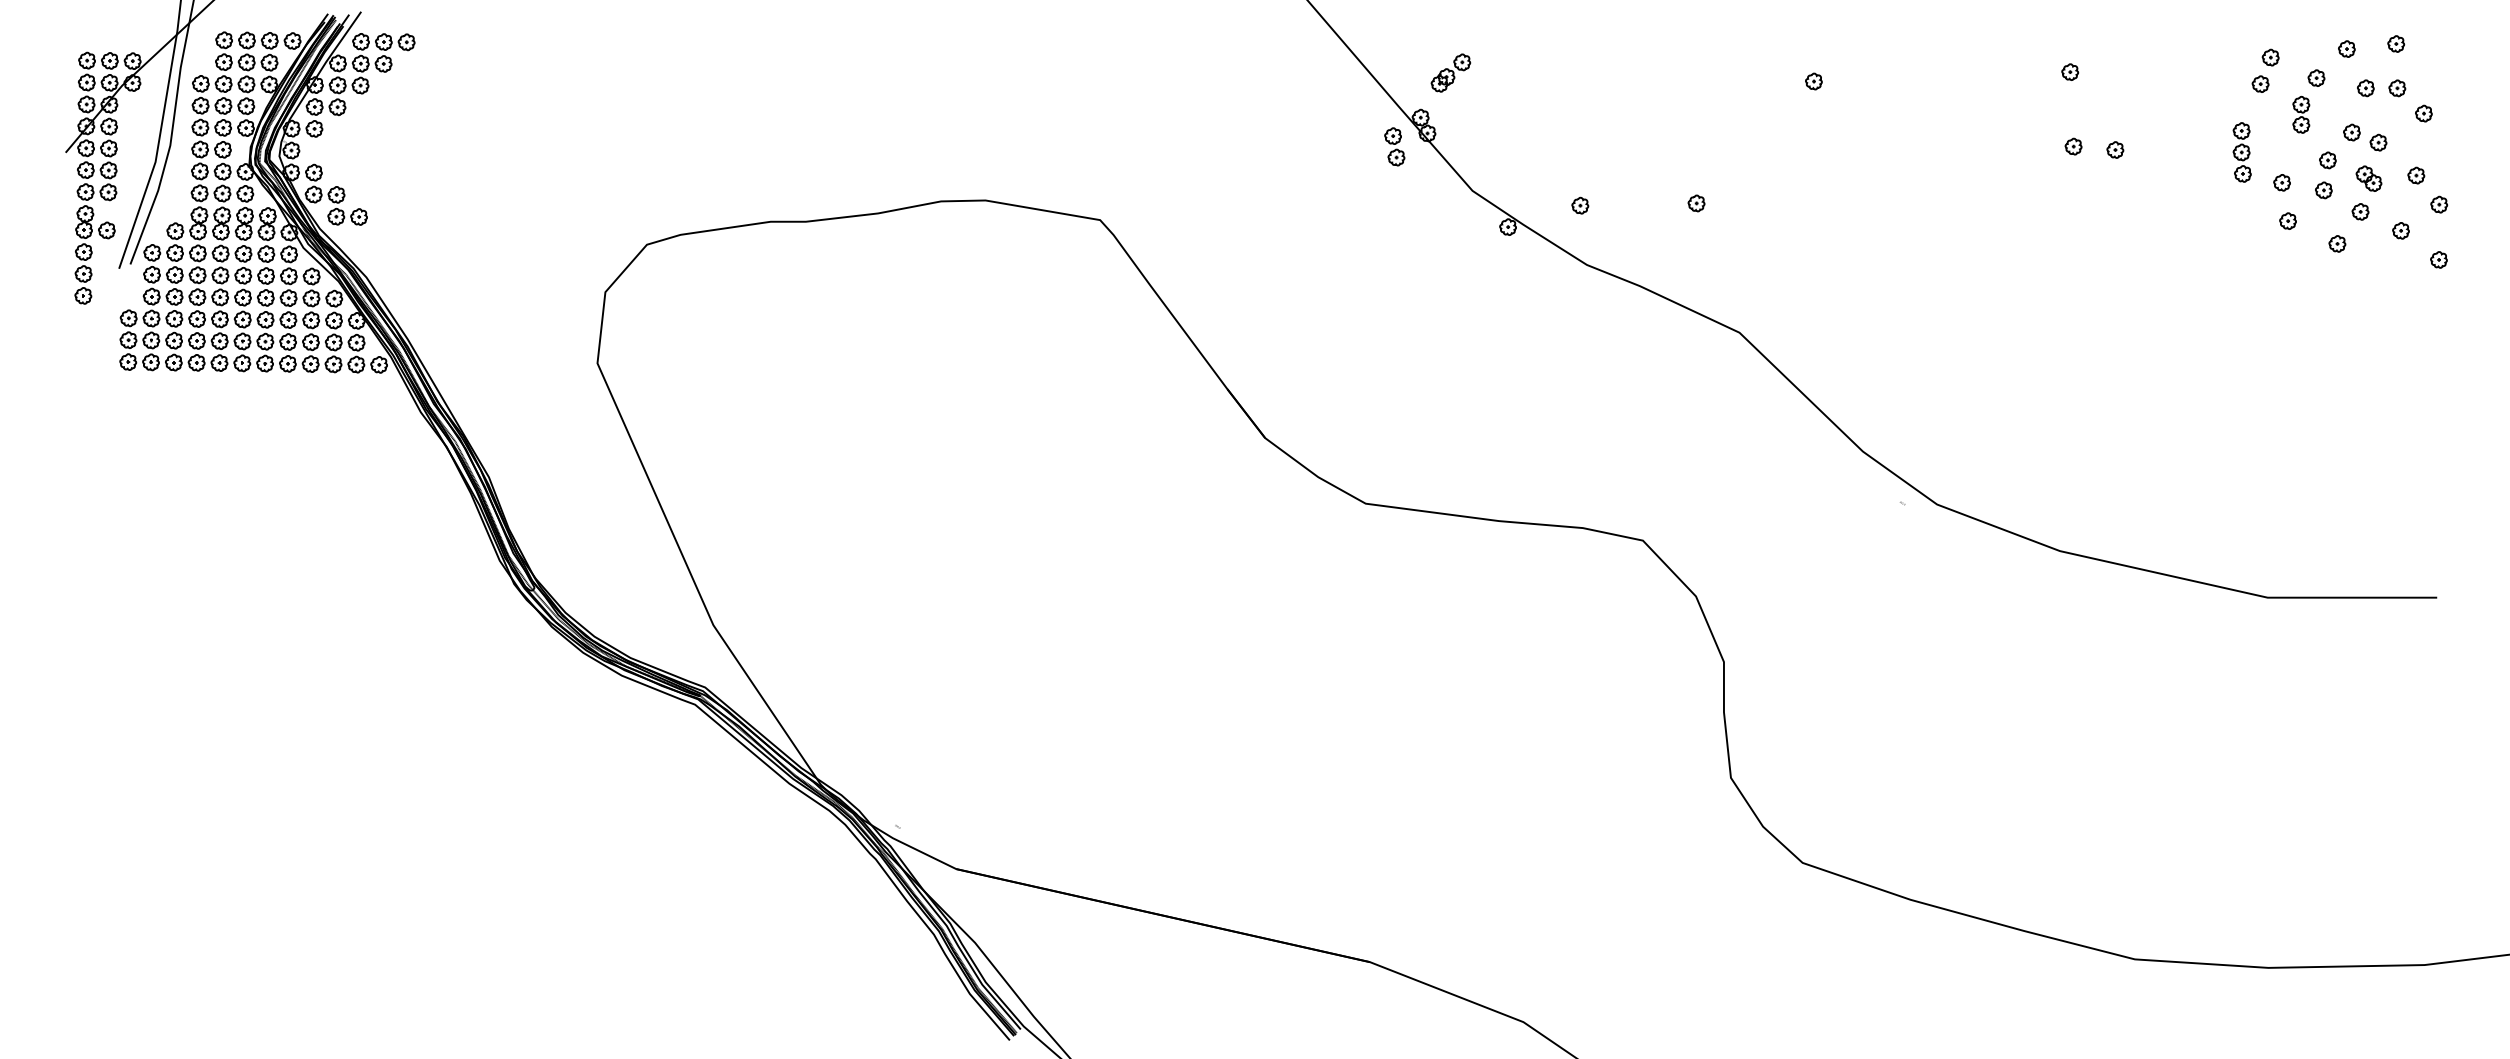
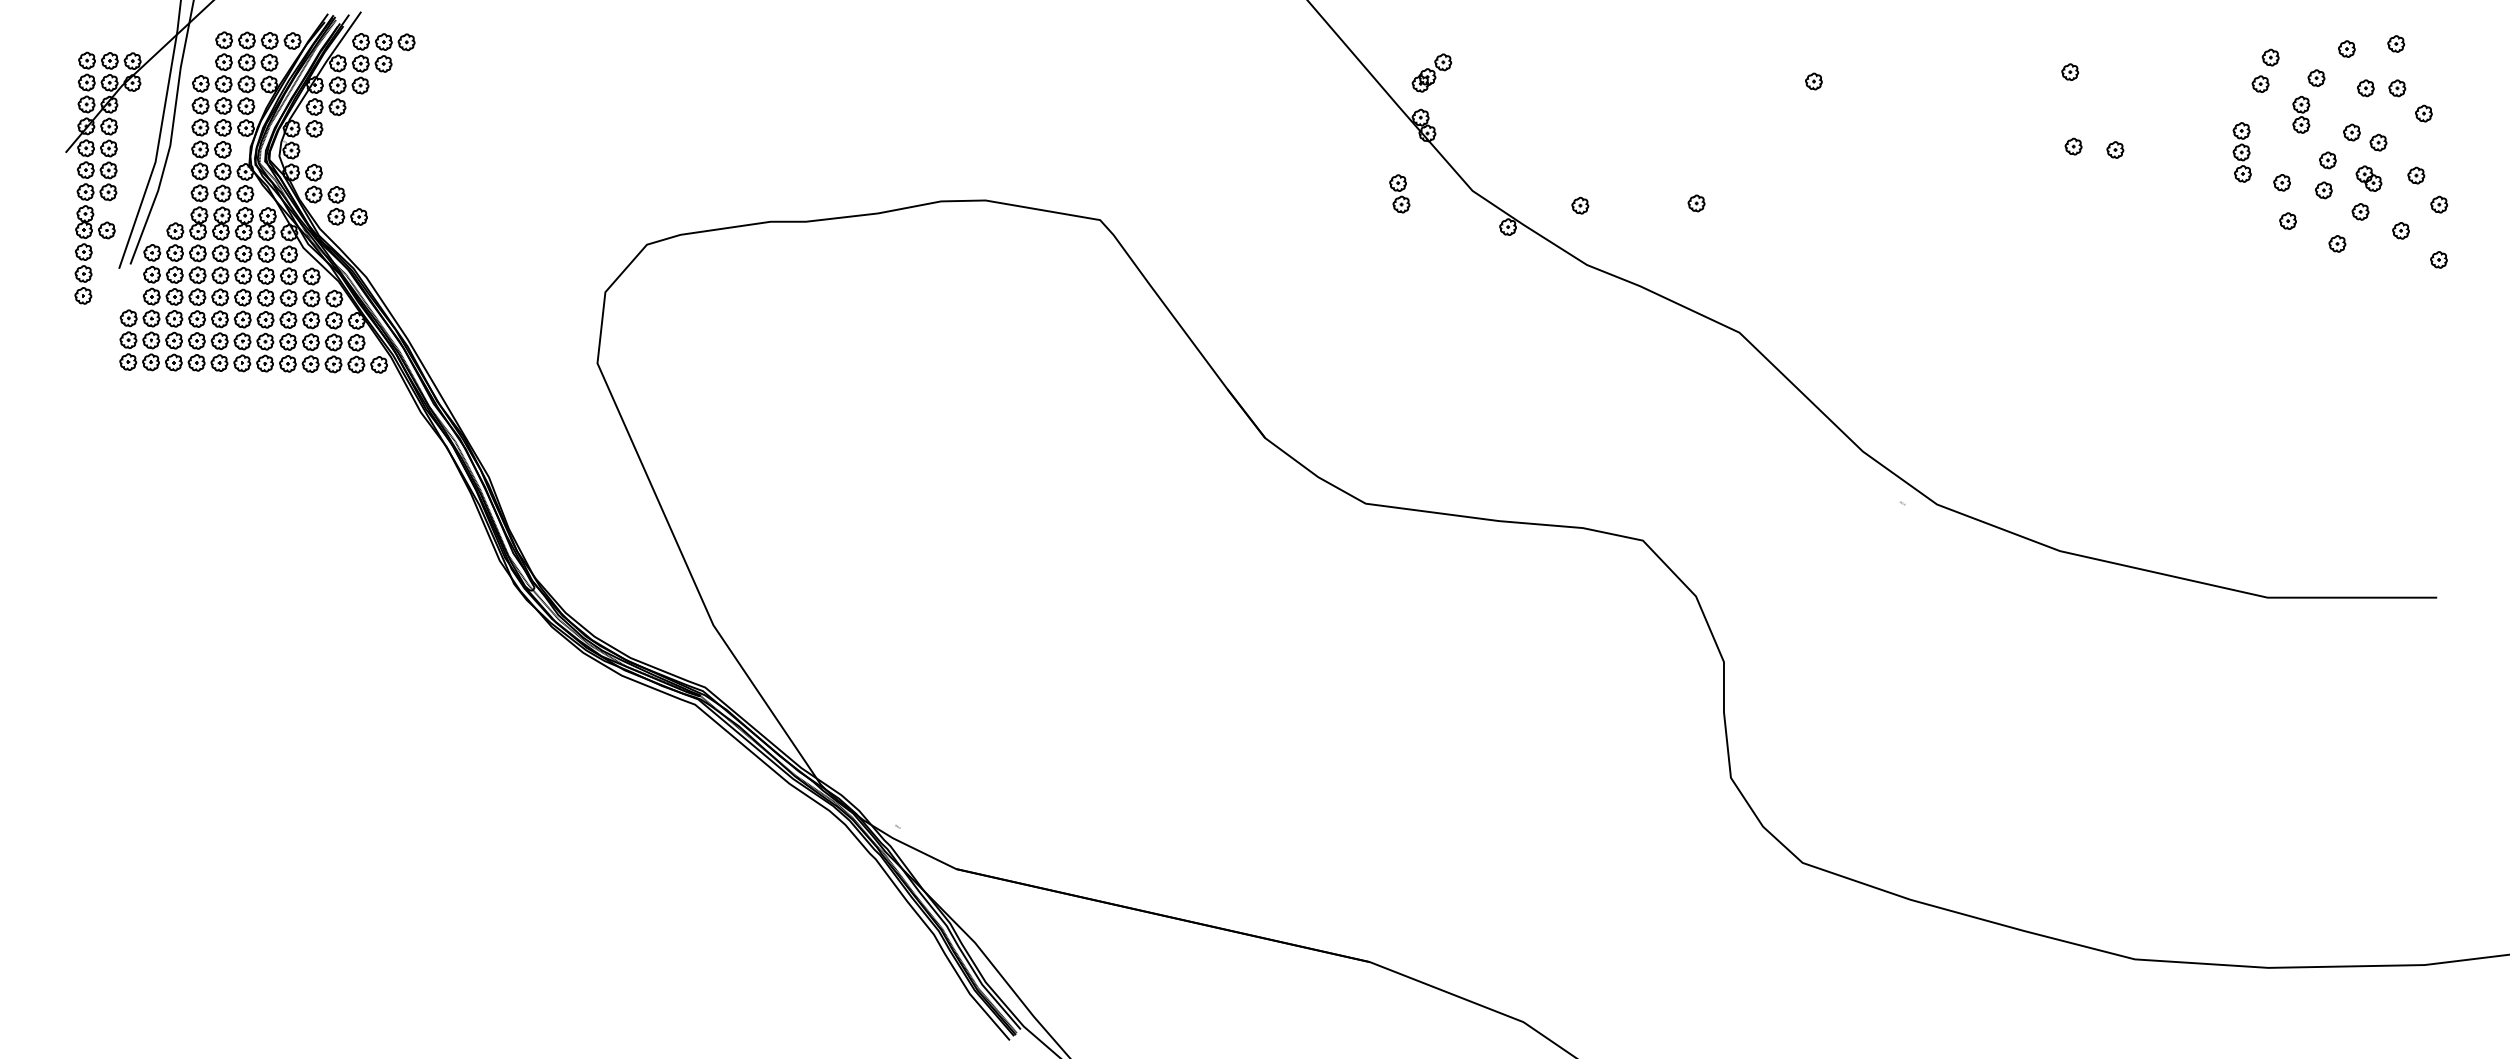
part position: (1450, 72) -> (1431, 72) (1431, 72)
part position: (1394, 146) -> (1399, 193) (1399, 193)
